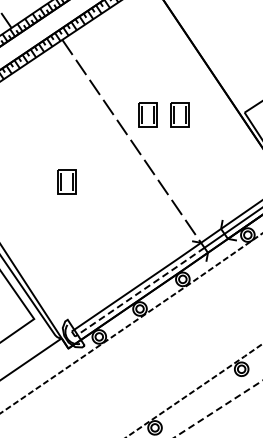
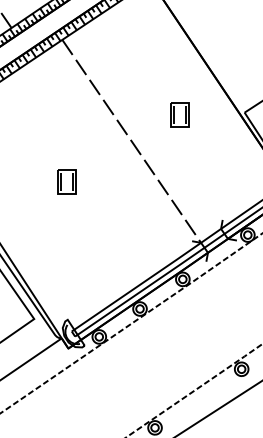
part: present -> none (147, 114)
line: dashed -> solid (140, 292)
line: dashed -> solid (219, 408)
